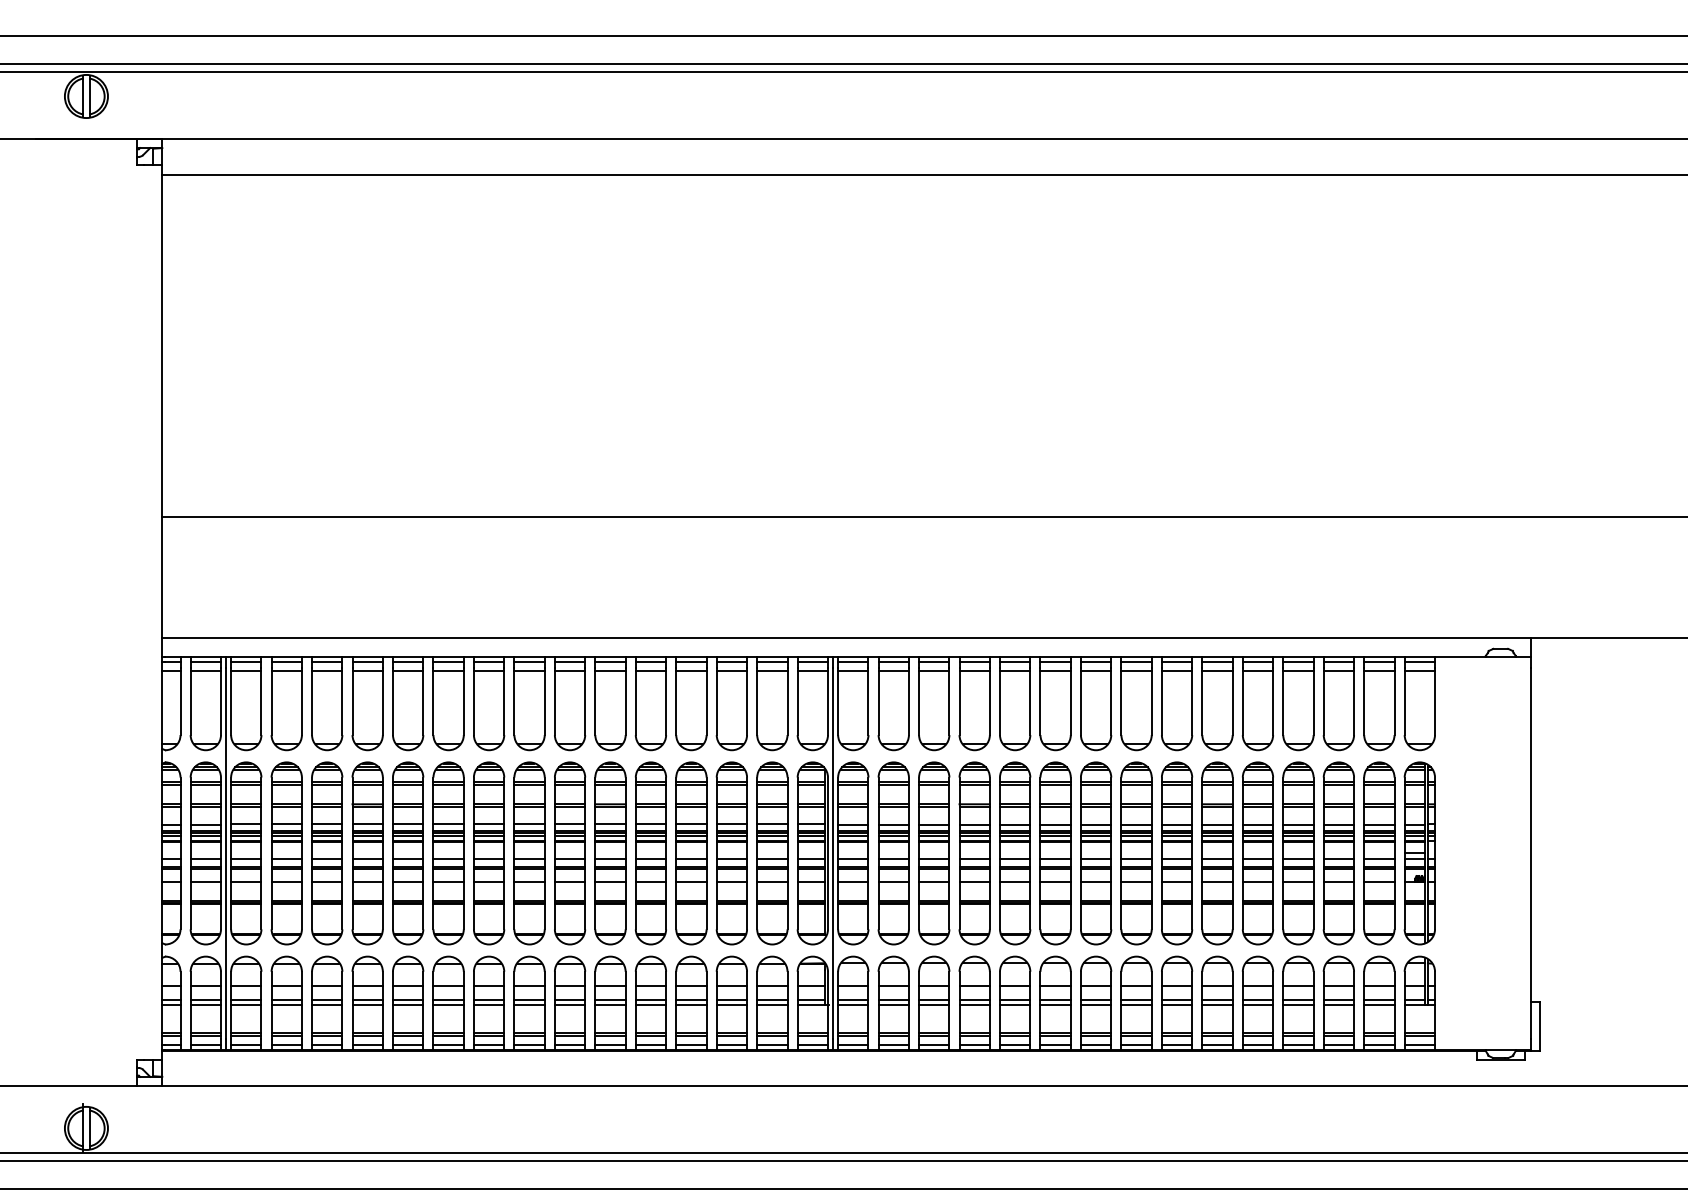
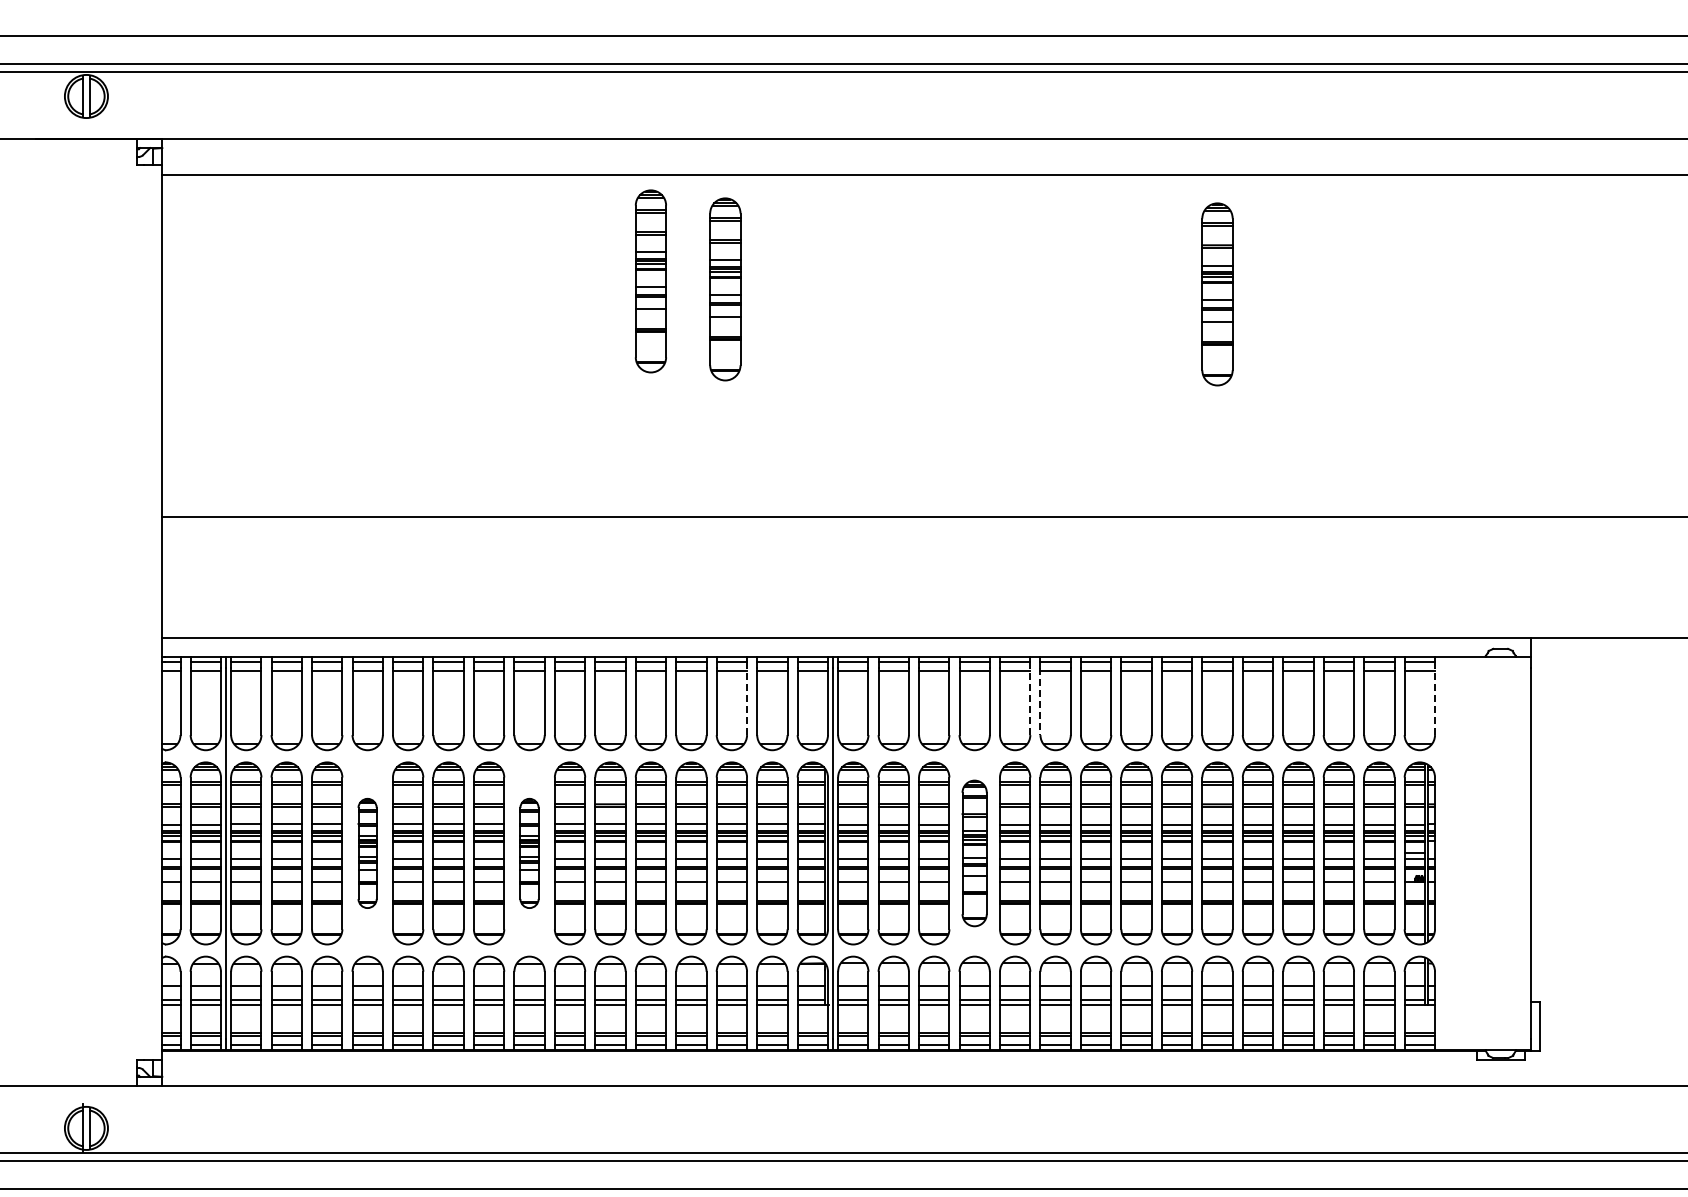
part: none -> present (650, 281)
part: none -> present (725, 289)
part: none -> present (1217, 294)
line: solid -> dashed (747, 701)
line: solid -> dashed (1030, 701)
line: solid -> dashed (1435, 701)
line: solid -> dashed (1040, 702)
part size: 33x185 px -> 21x111 px (367, 853)
part size: 33x185 px -> 21x111 px (529, 853)
part size: 33x185 px -> 27x149 px (974, 853)
